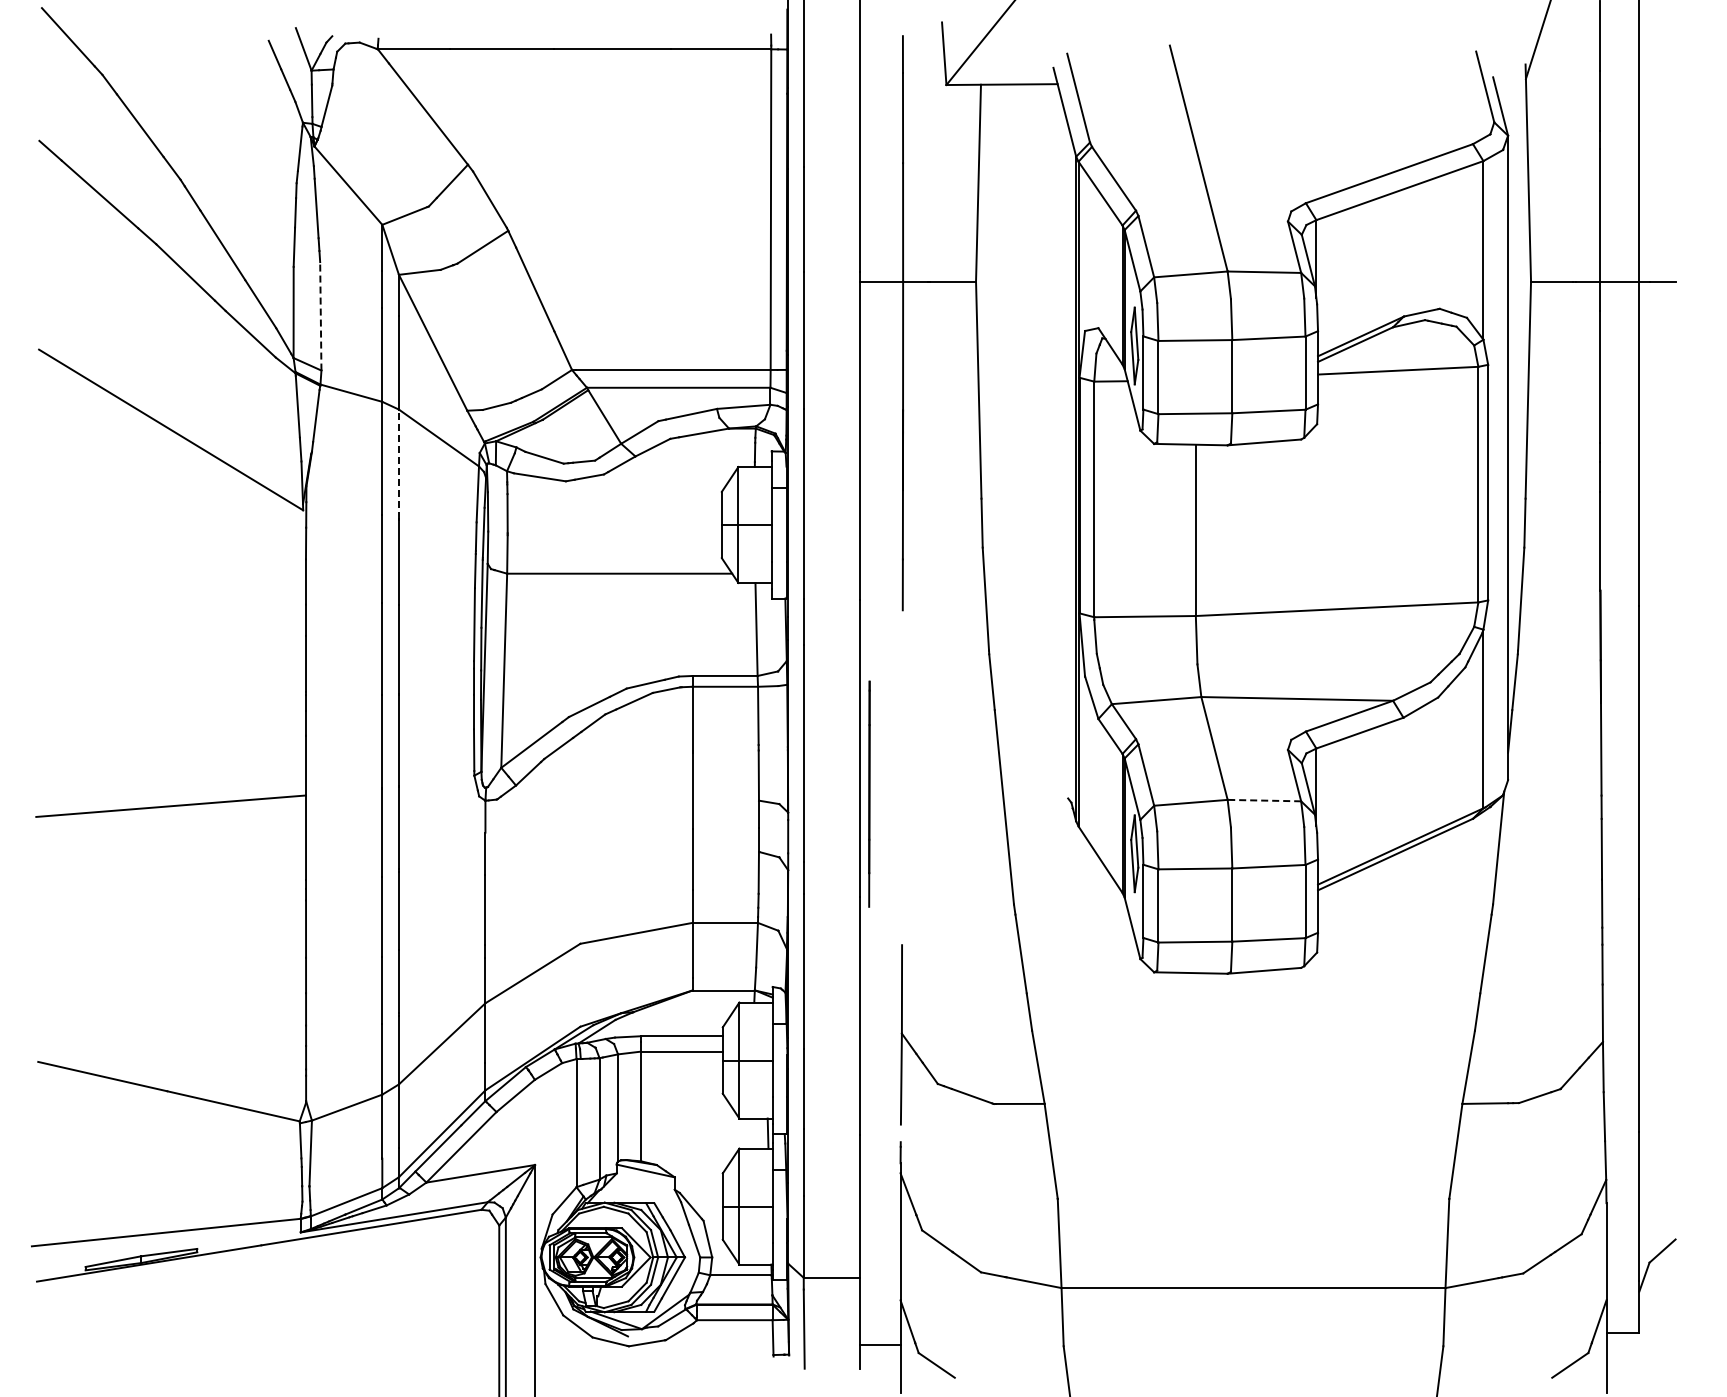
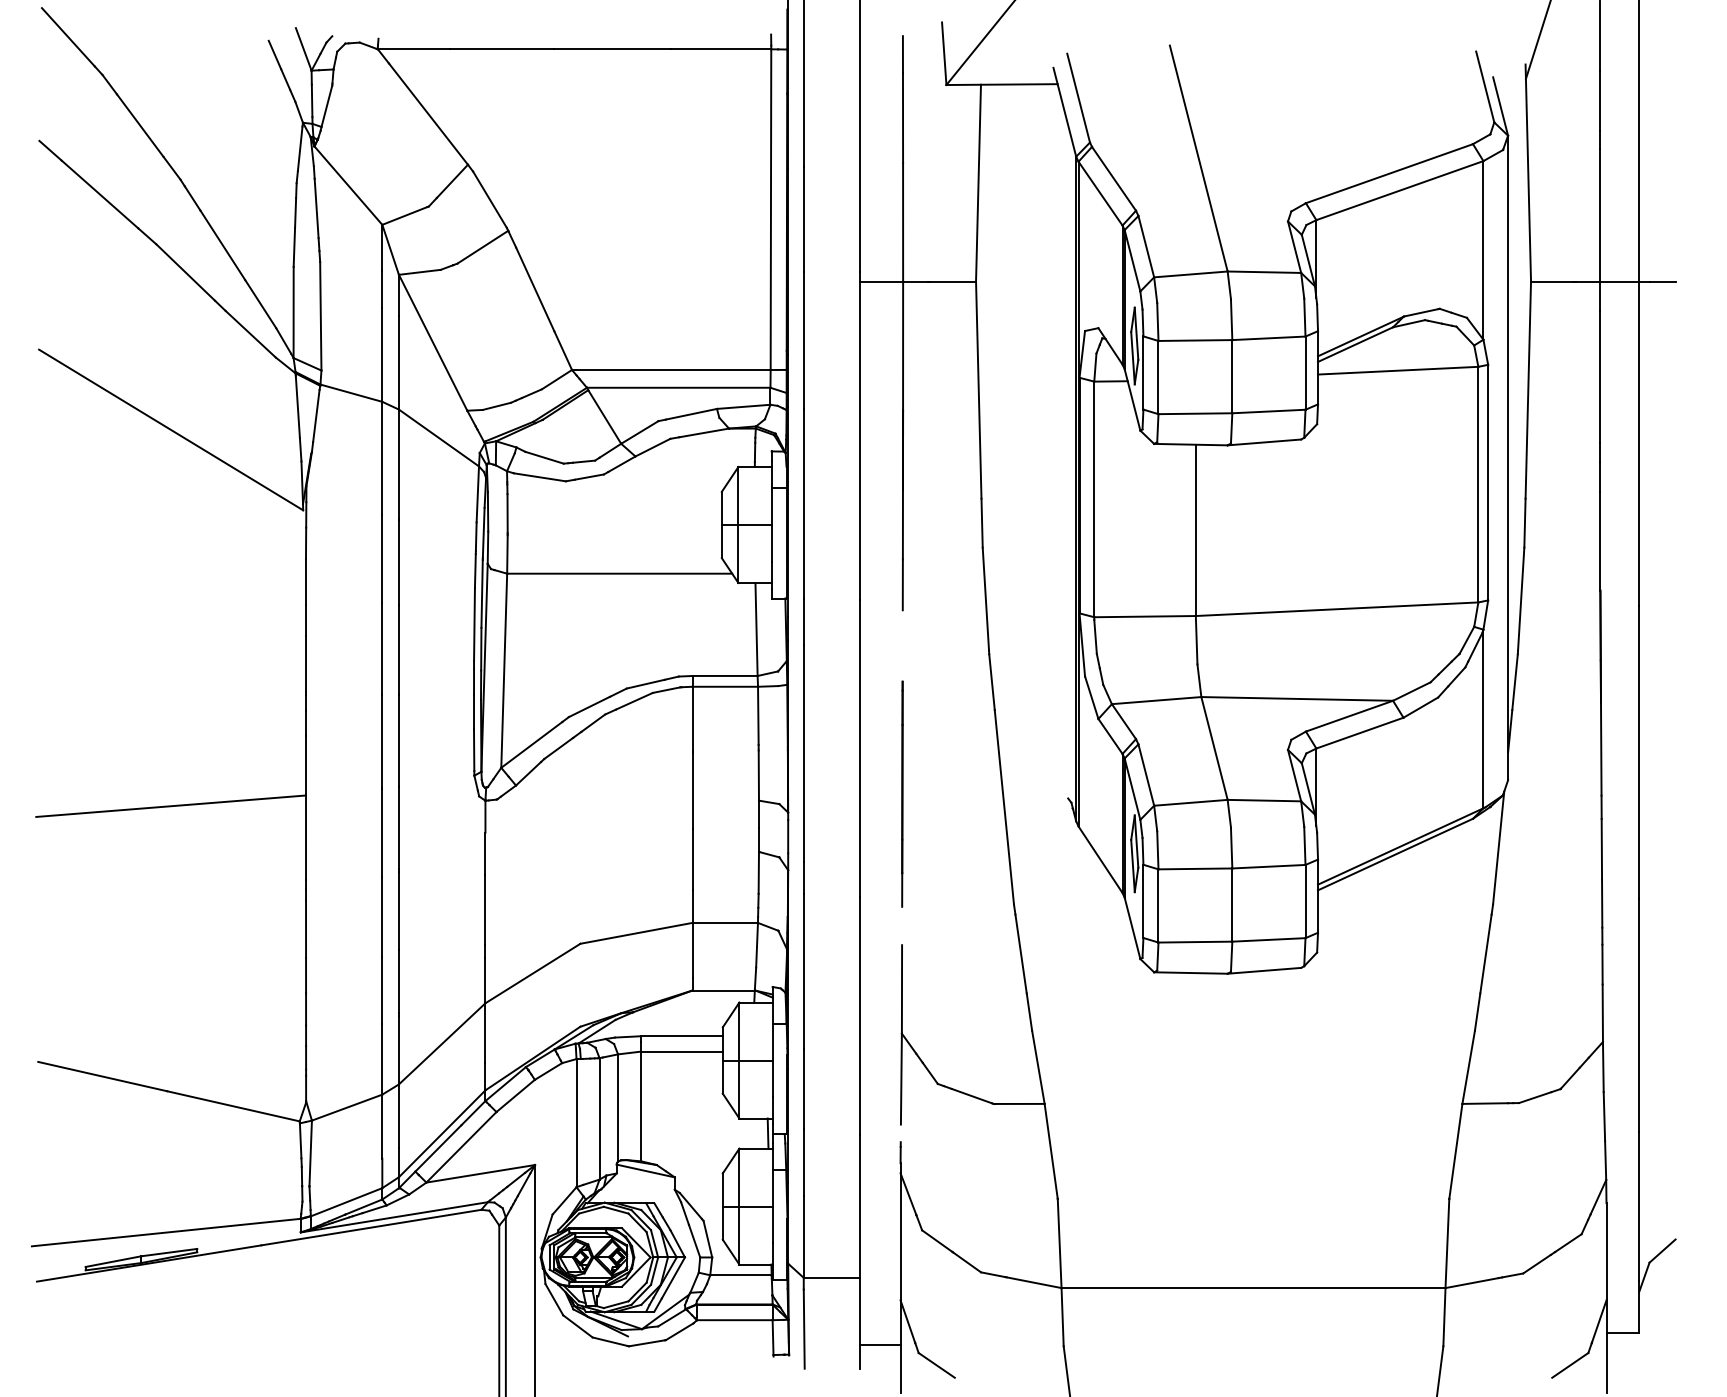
line: dashed -> solid (320, 315)
line: dashed -> solid (398, 464)
line position: (869, 793) -> (902, 793) (902, 793)
line: dashed -> solid (1264, 800)
